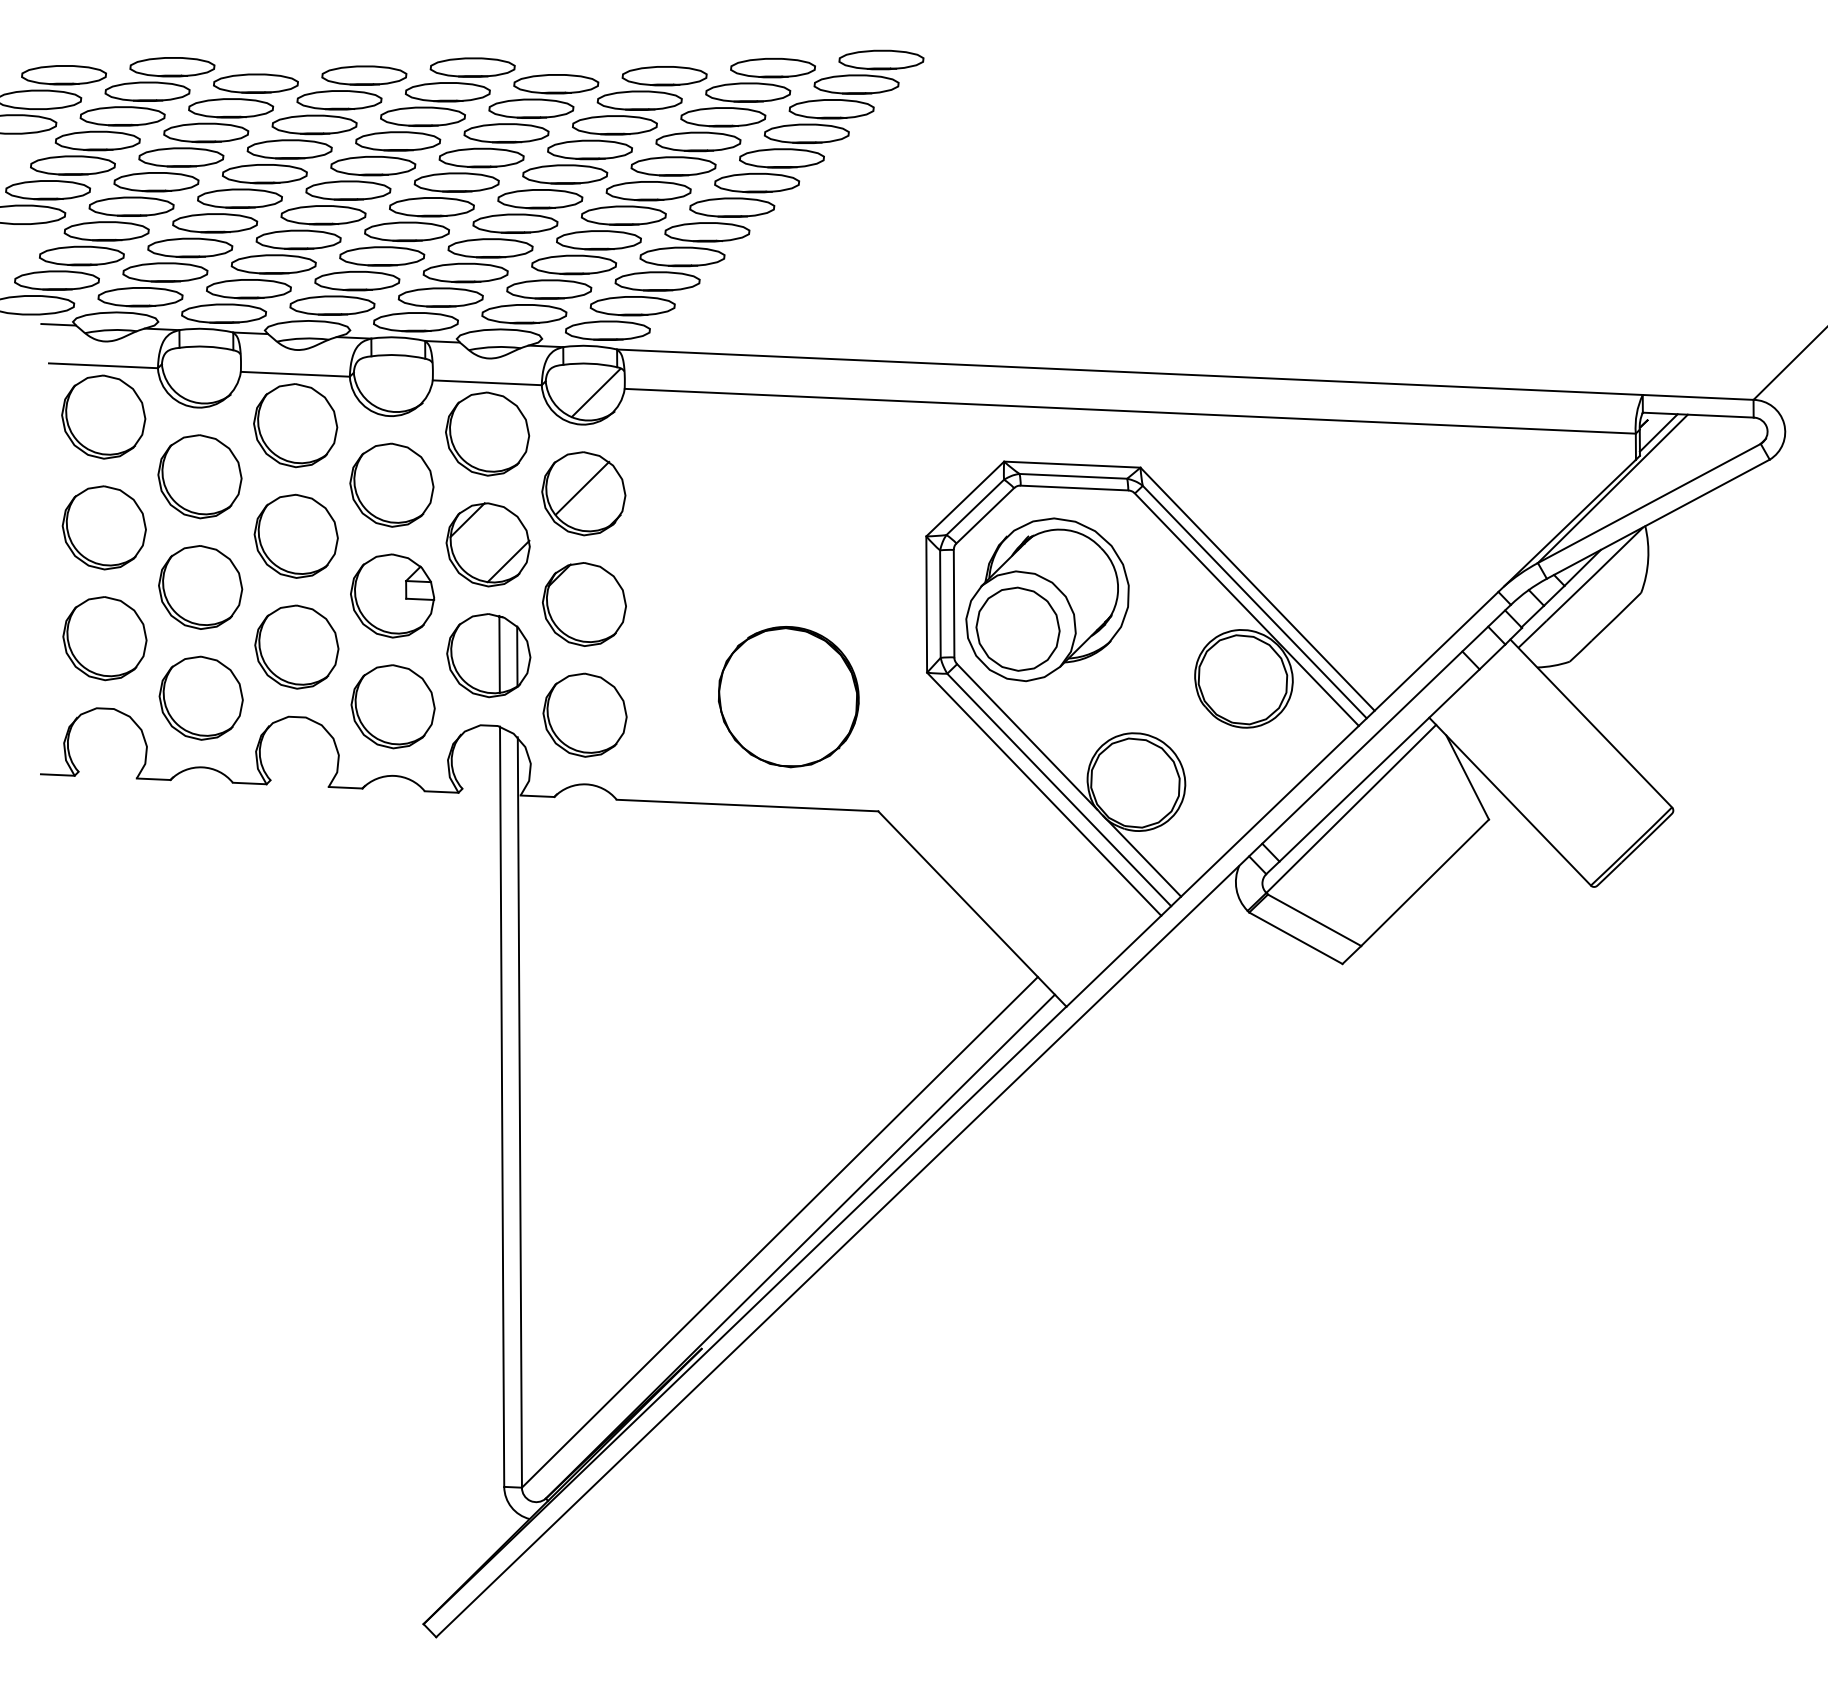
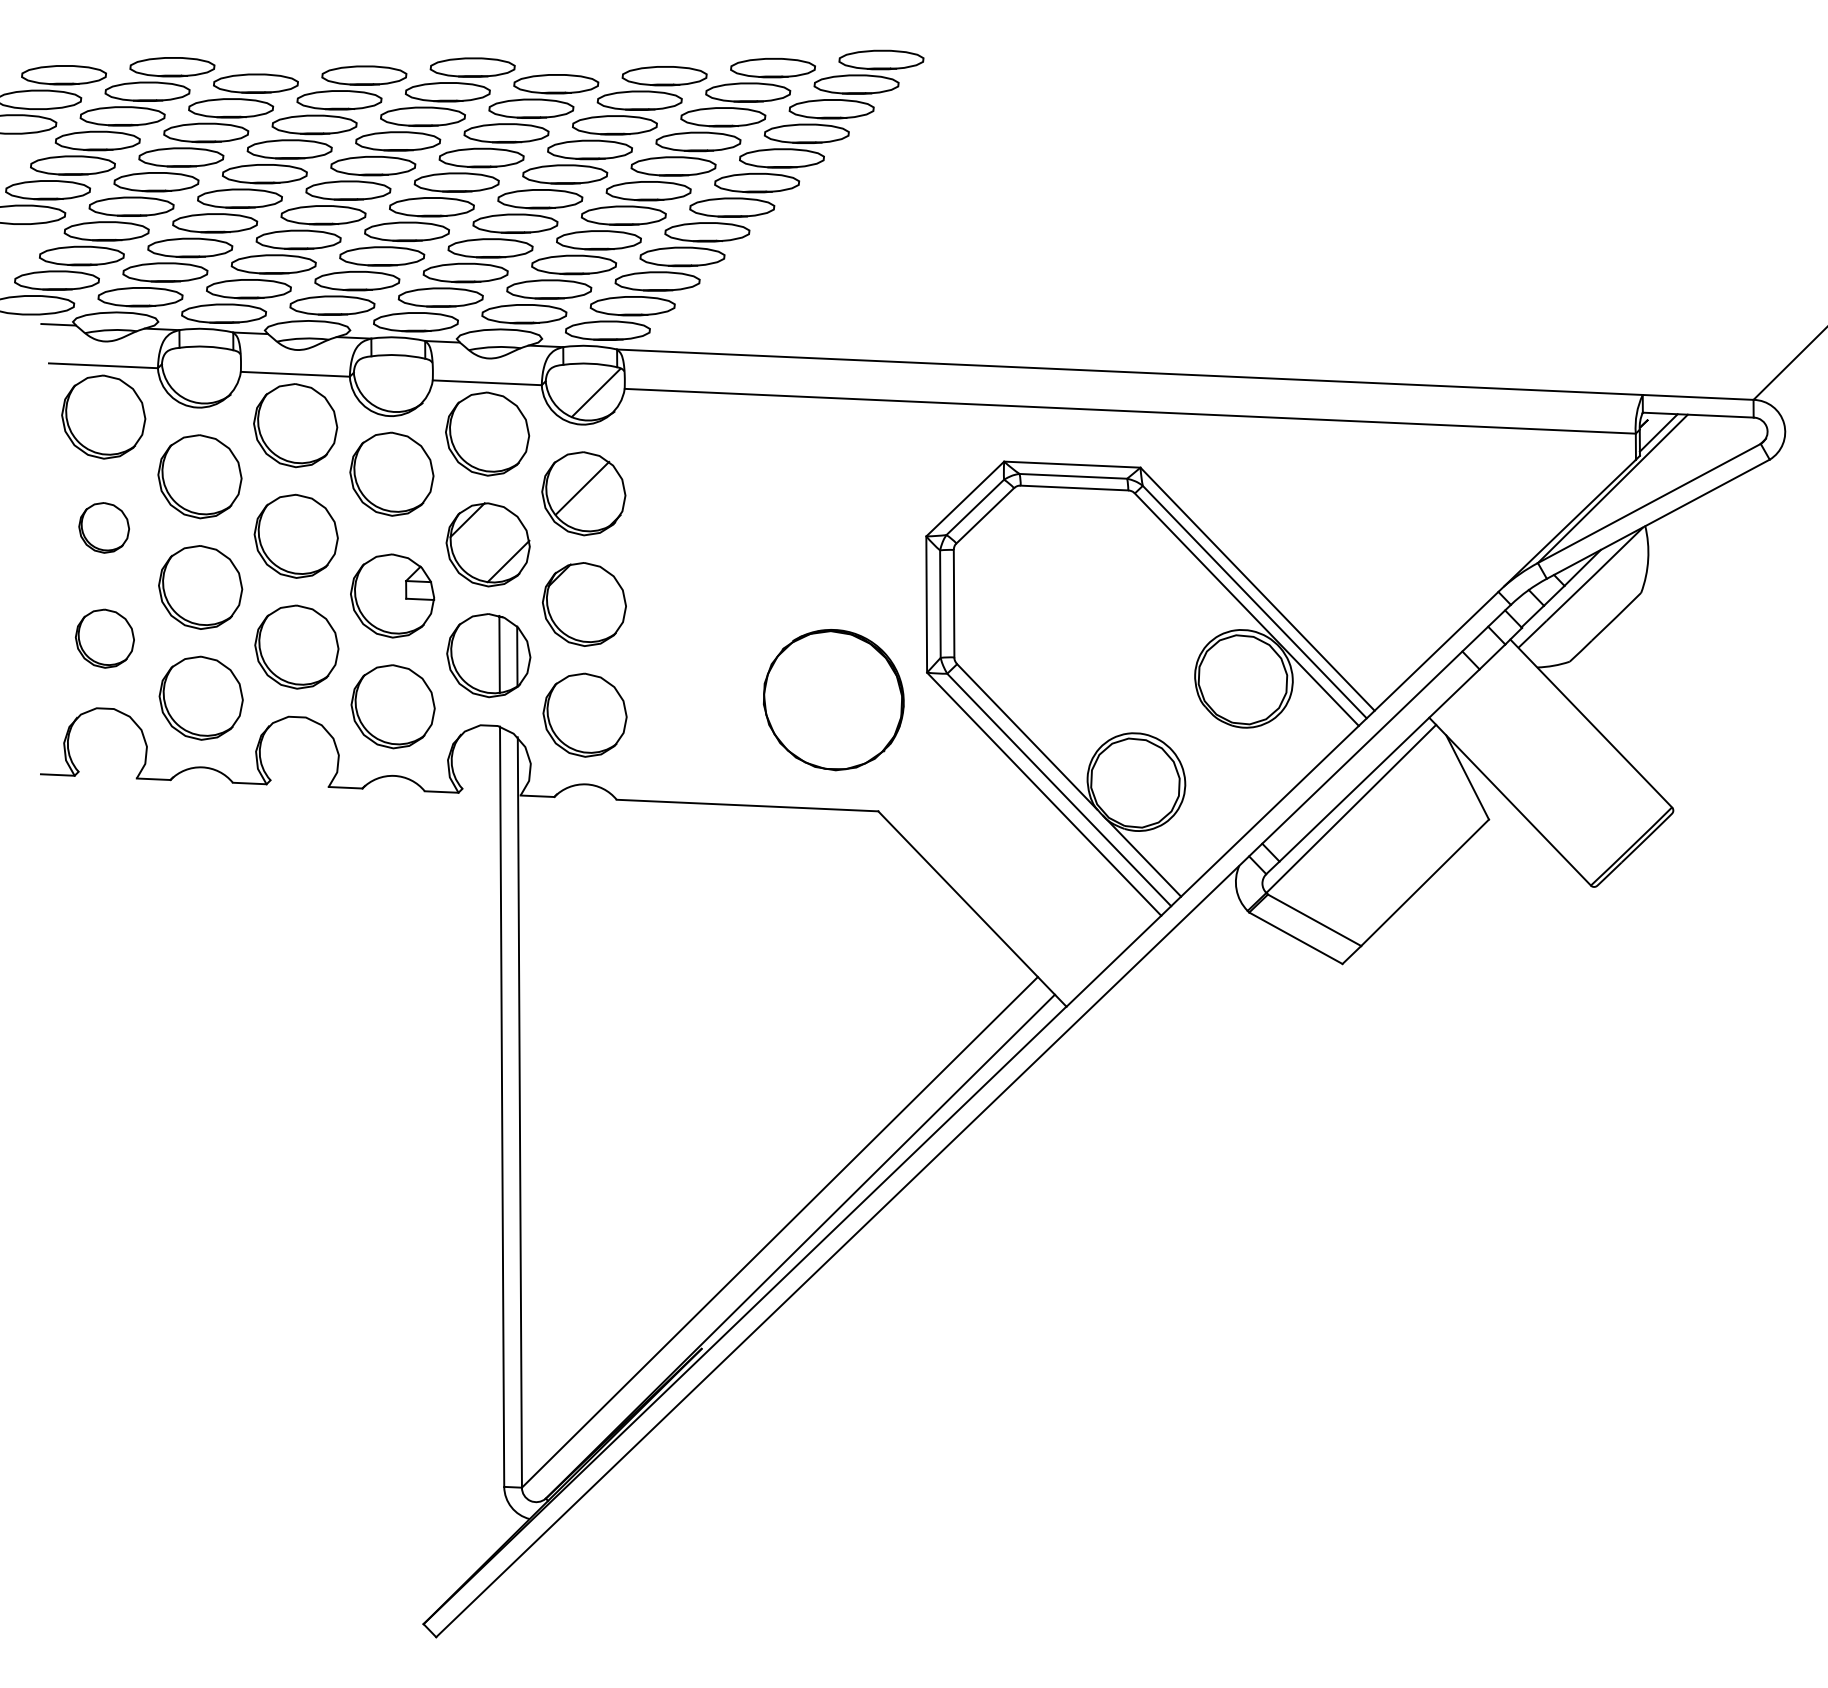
part position: (391, 484) -> (391, 473) (391, 473)
part size: 86x86 px -> 52x52 px (103, 527)
part: present -> none (1047, 599)
part size: 86x86 px -> 60x61 px (104, 638)
part position: (788, 697) -> (833, 700) (833, 700)
